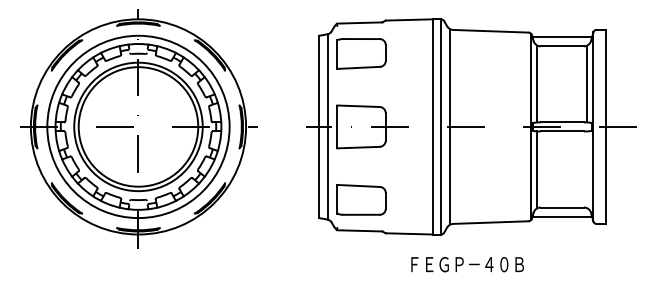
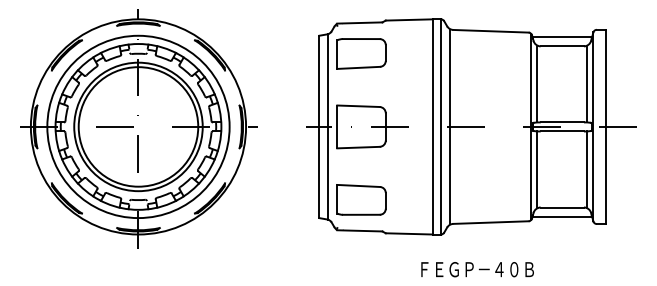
line: none -> present (587, 169)
text position: (467, 264) -> (477, 269) (477, 269)
